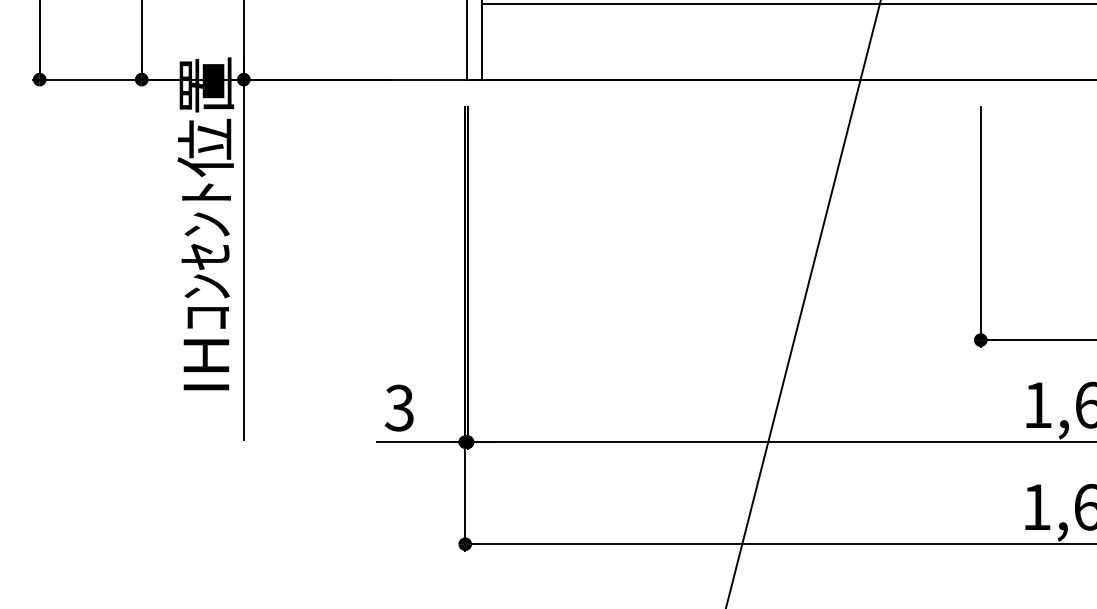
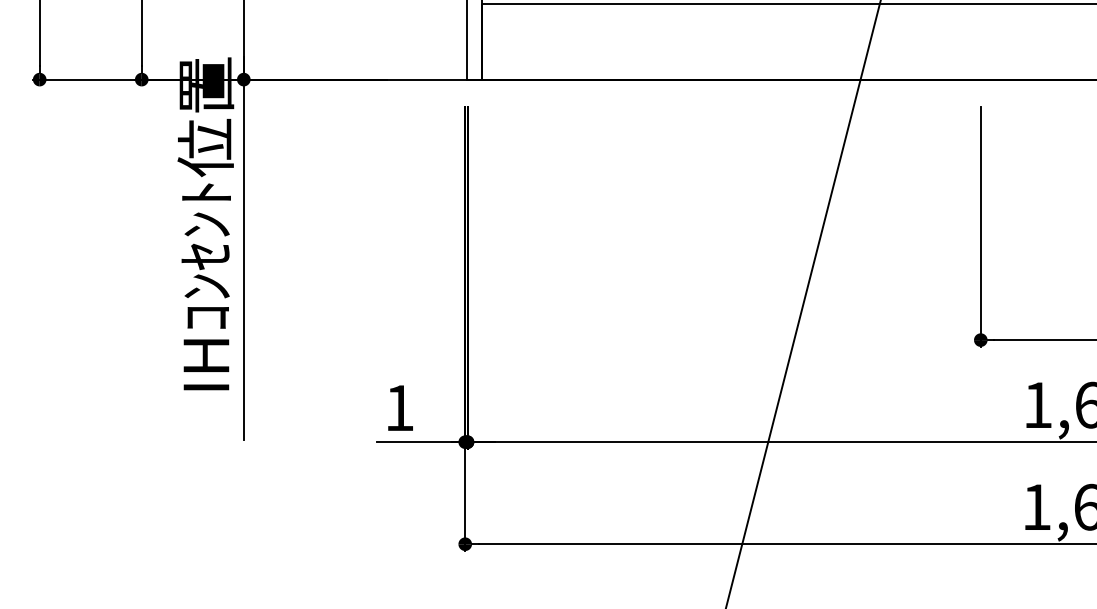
text: 3 -> 1 (398, 407)
